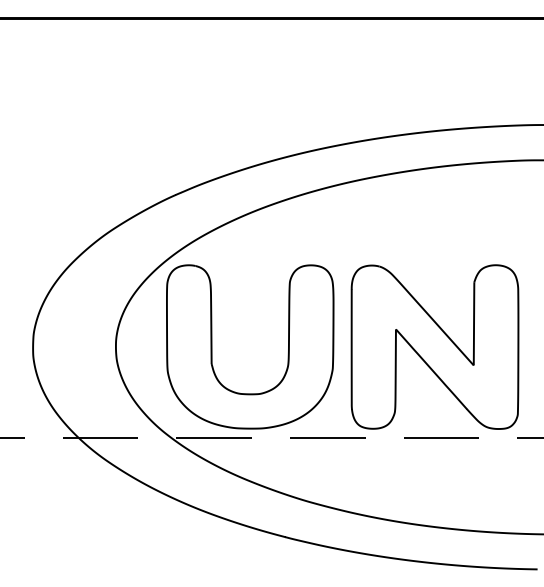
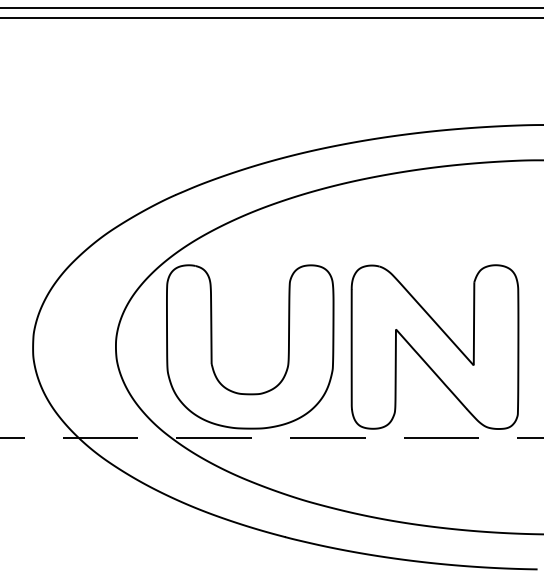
line position: (271, 19) -> (271, 8) (271, 8)
